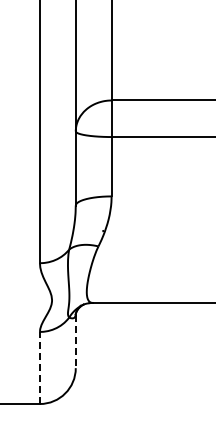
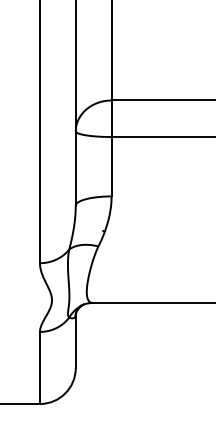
line: dashed -> solid (75, 341)
line: dashed -> solid (39, 367)
